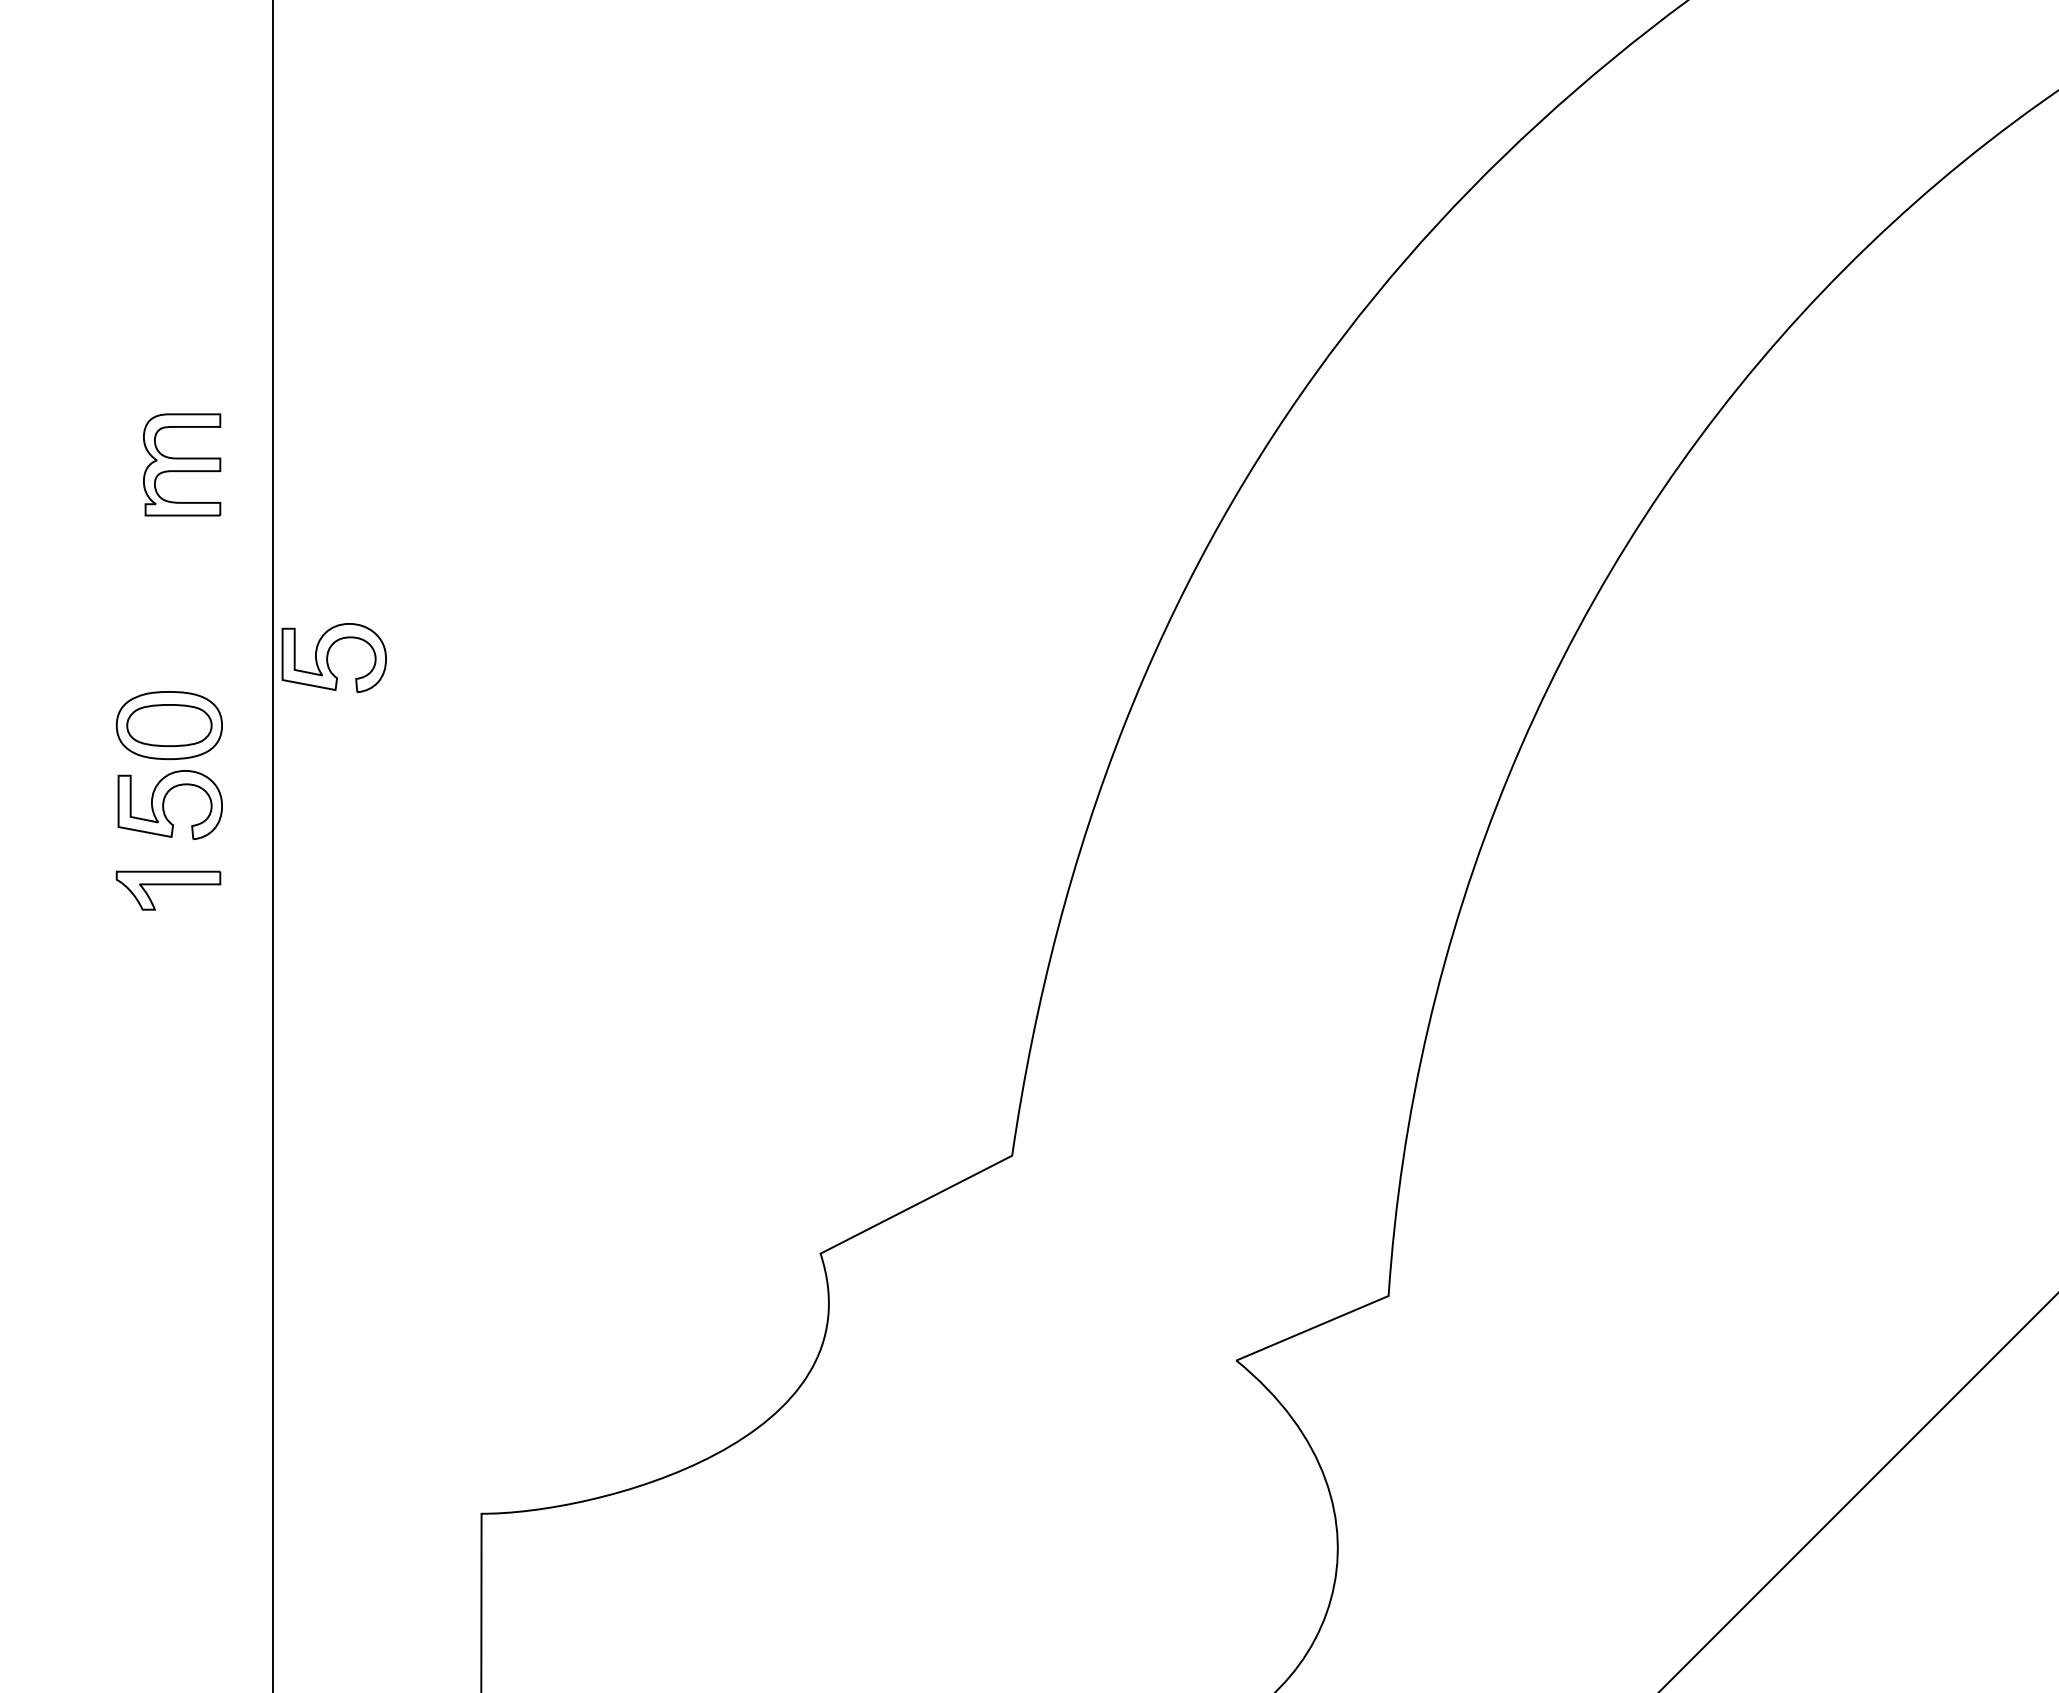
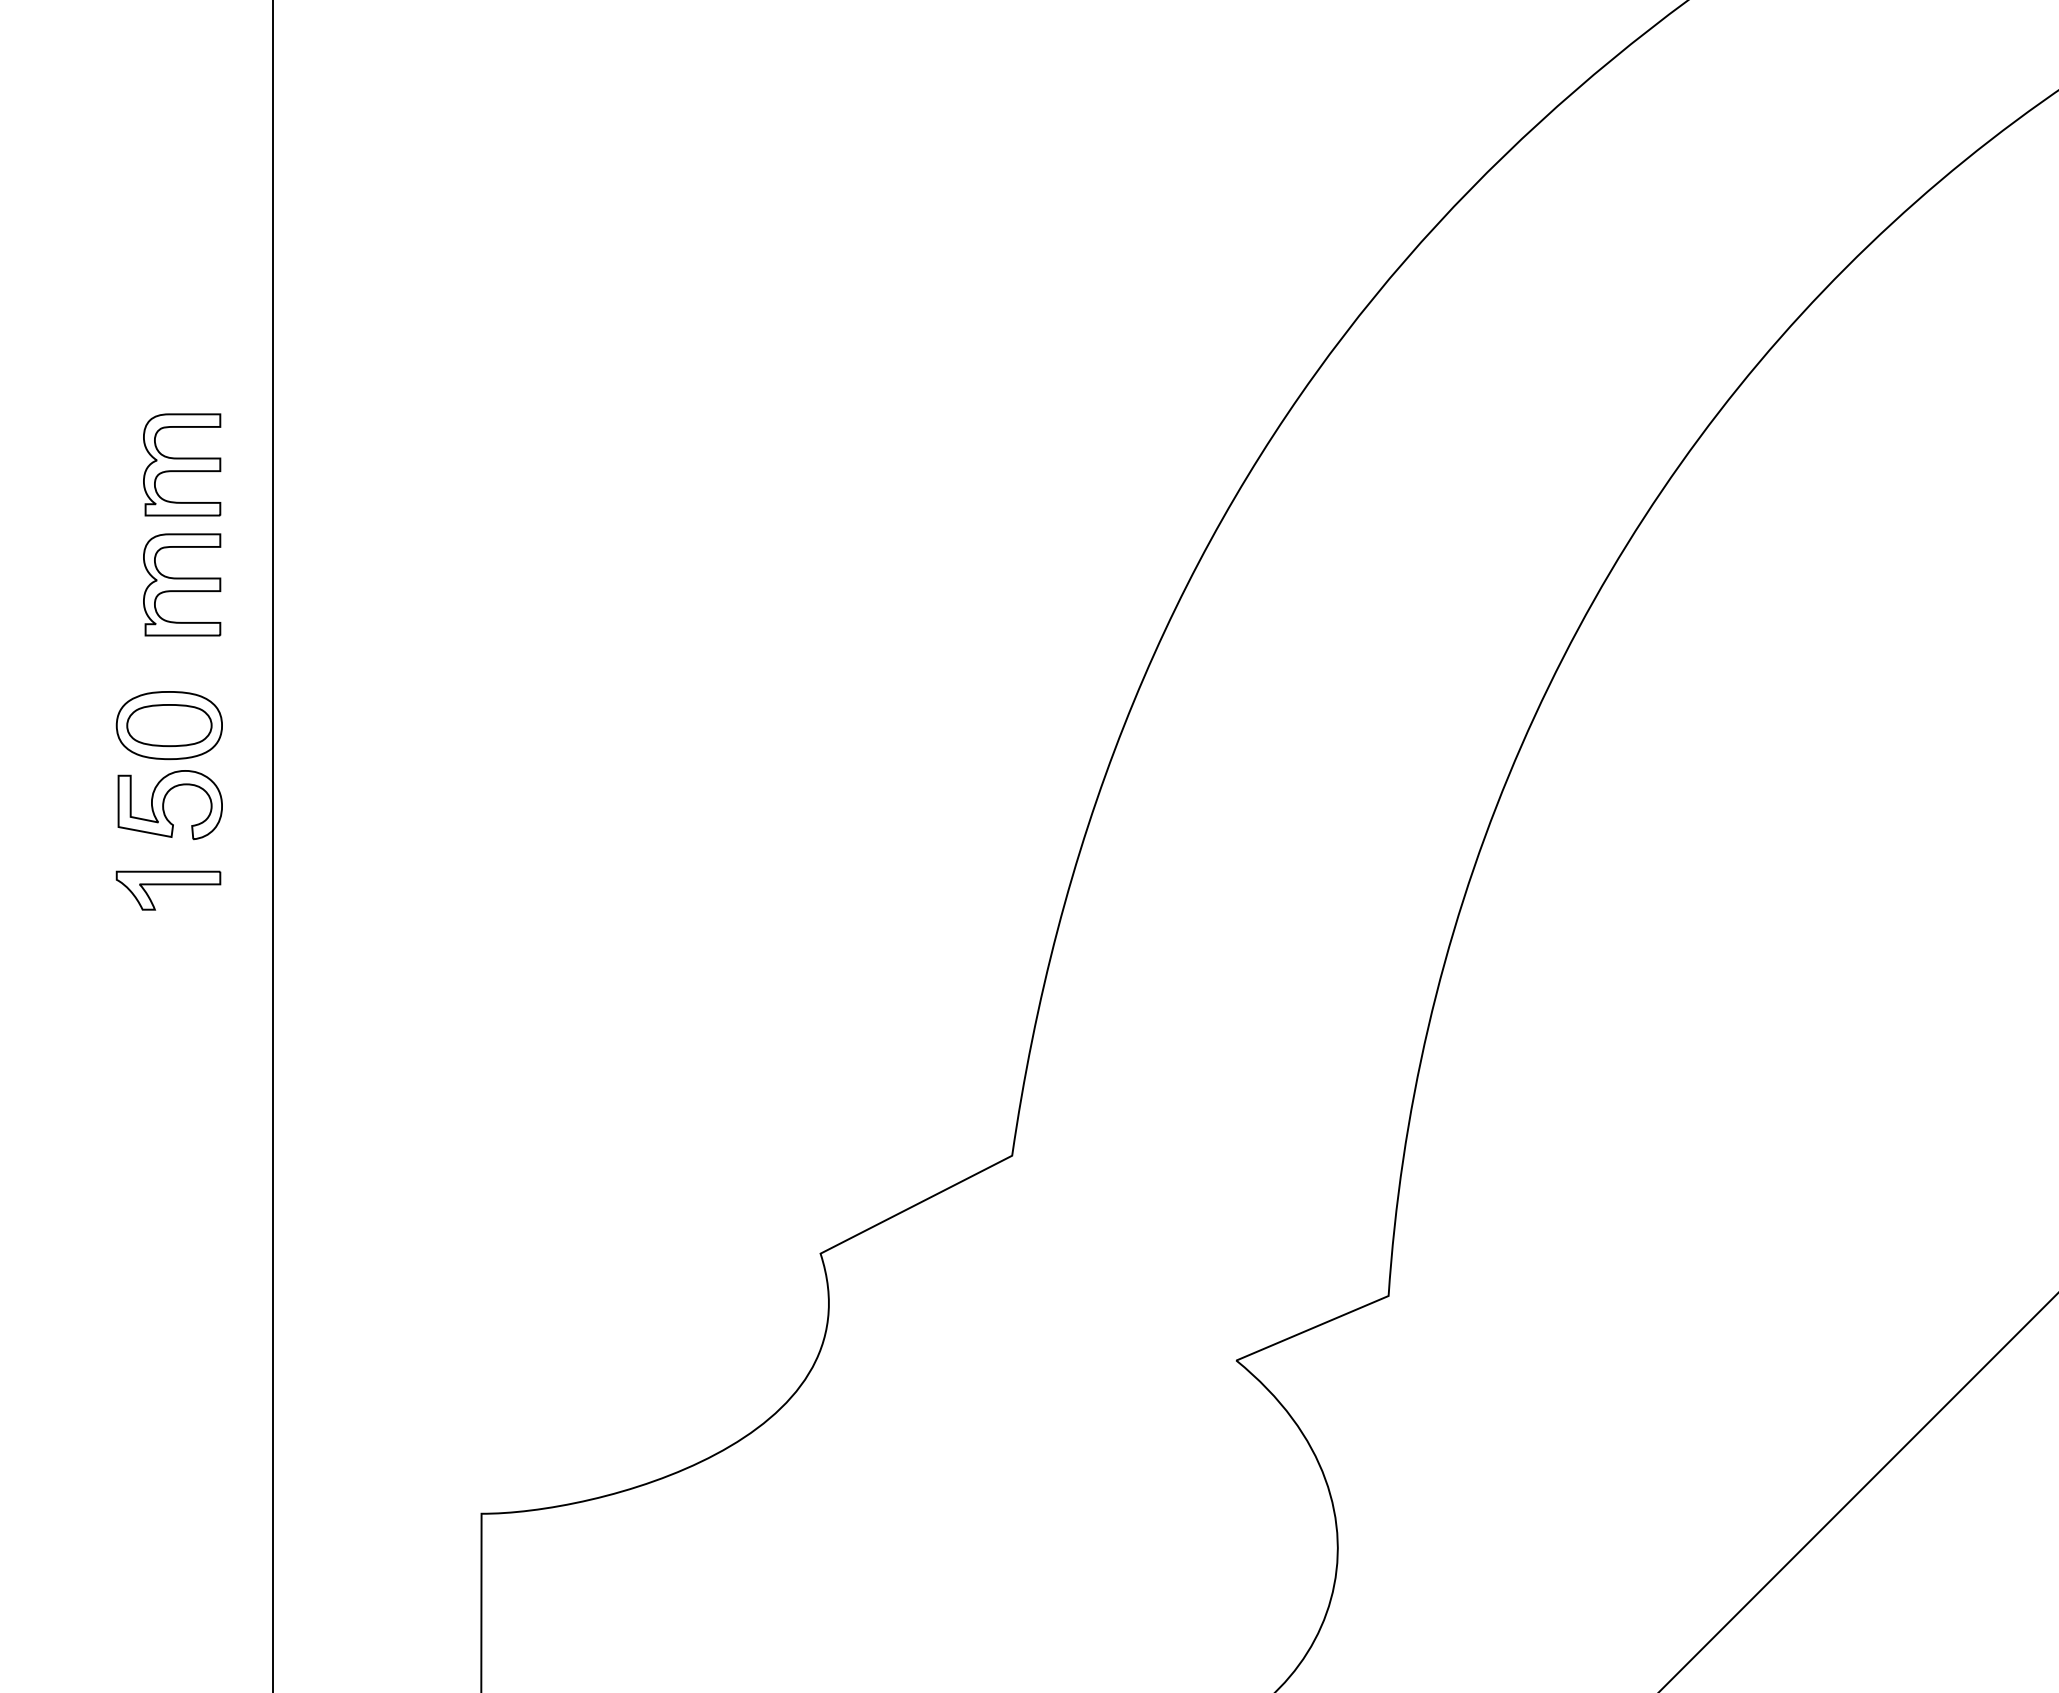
part: none -> present (182, 584)
part: present -> none (333, 658)
